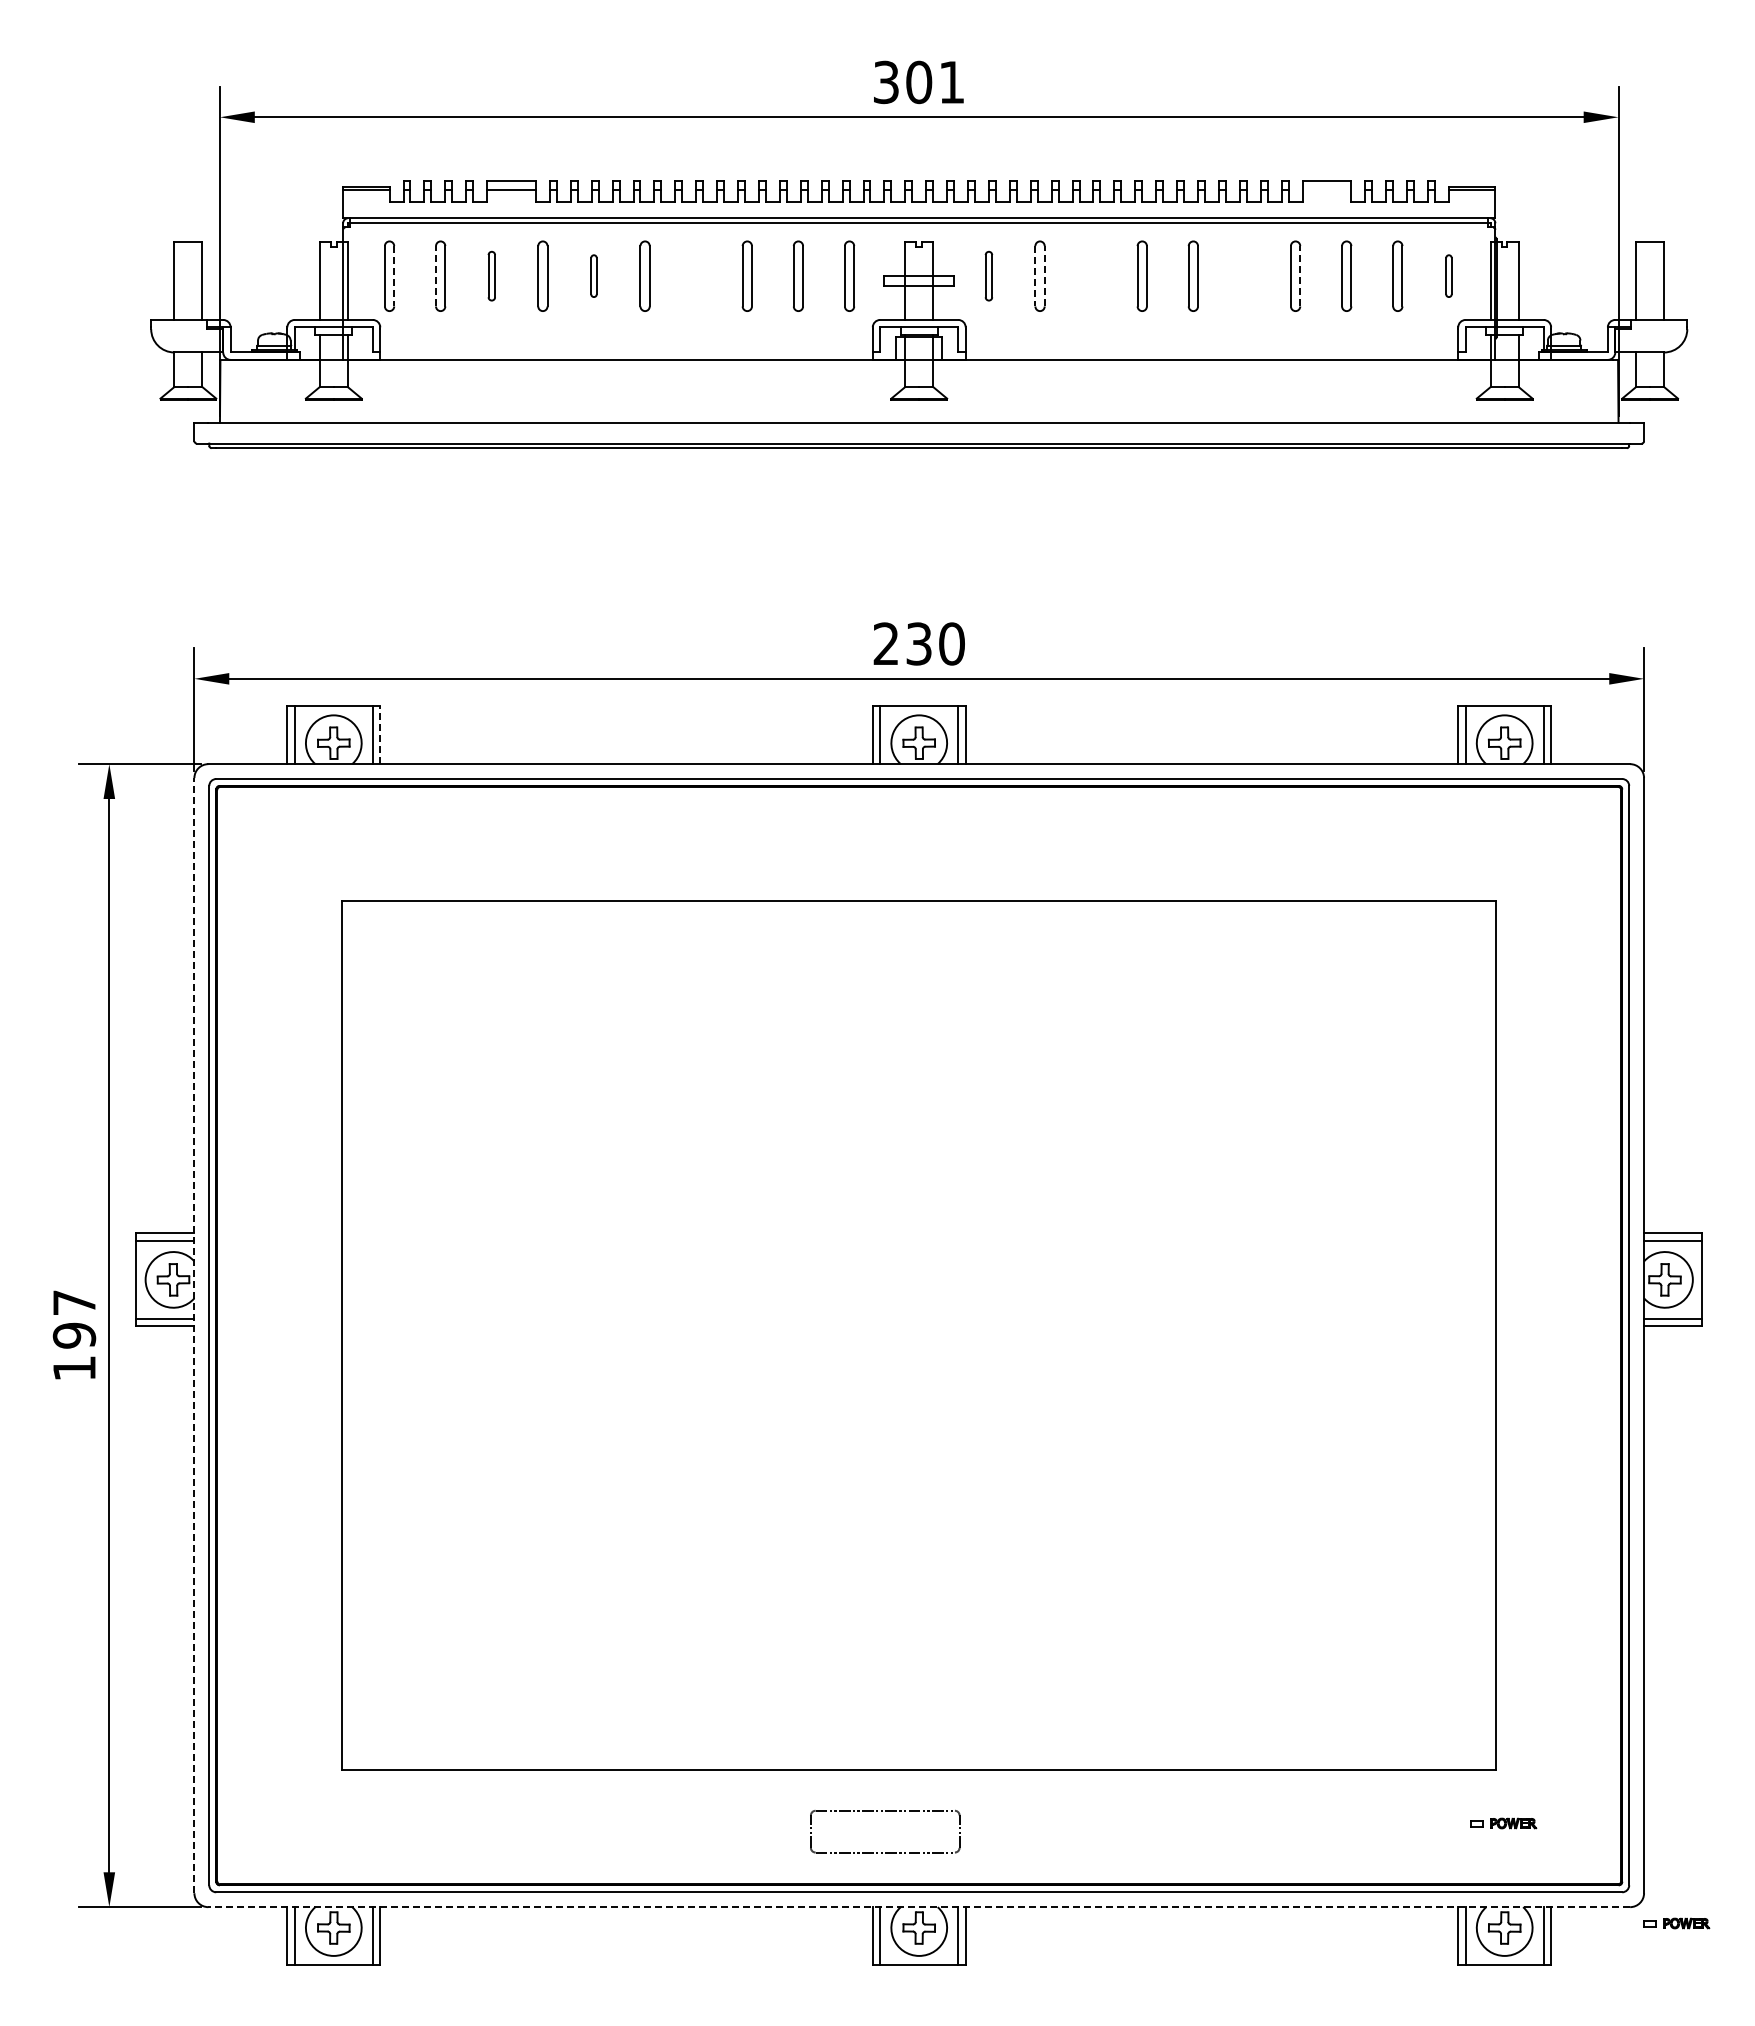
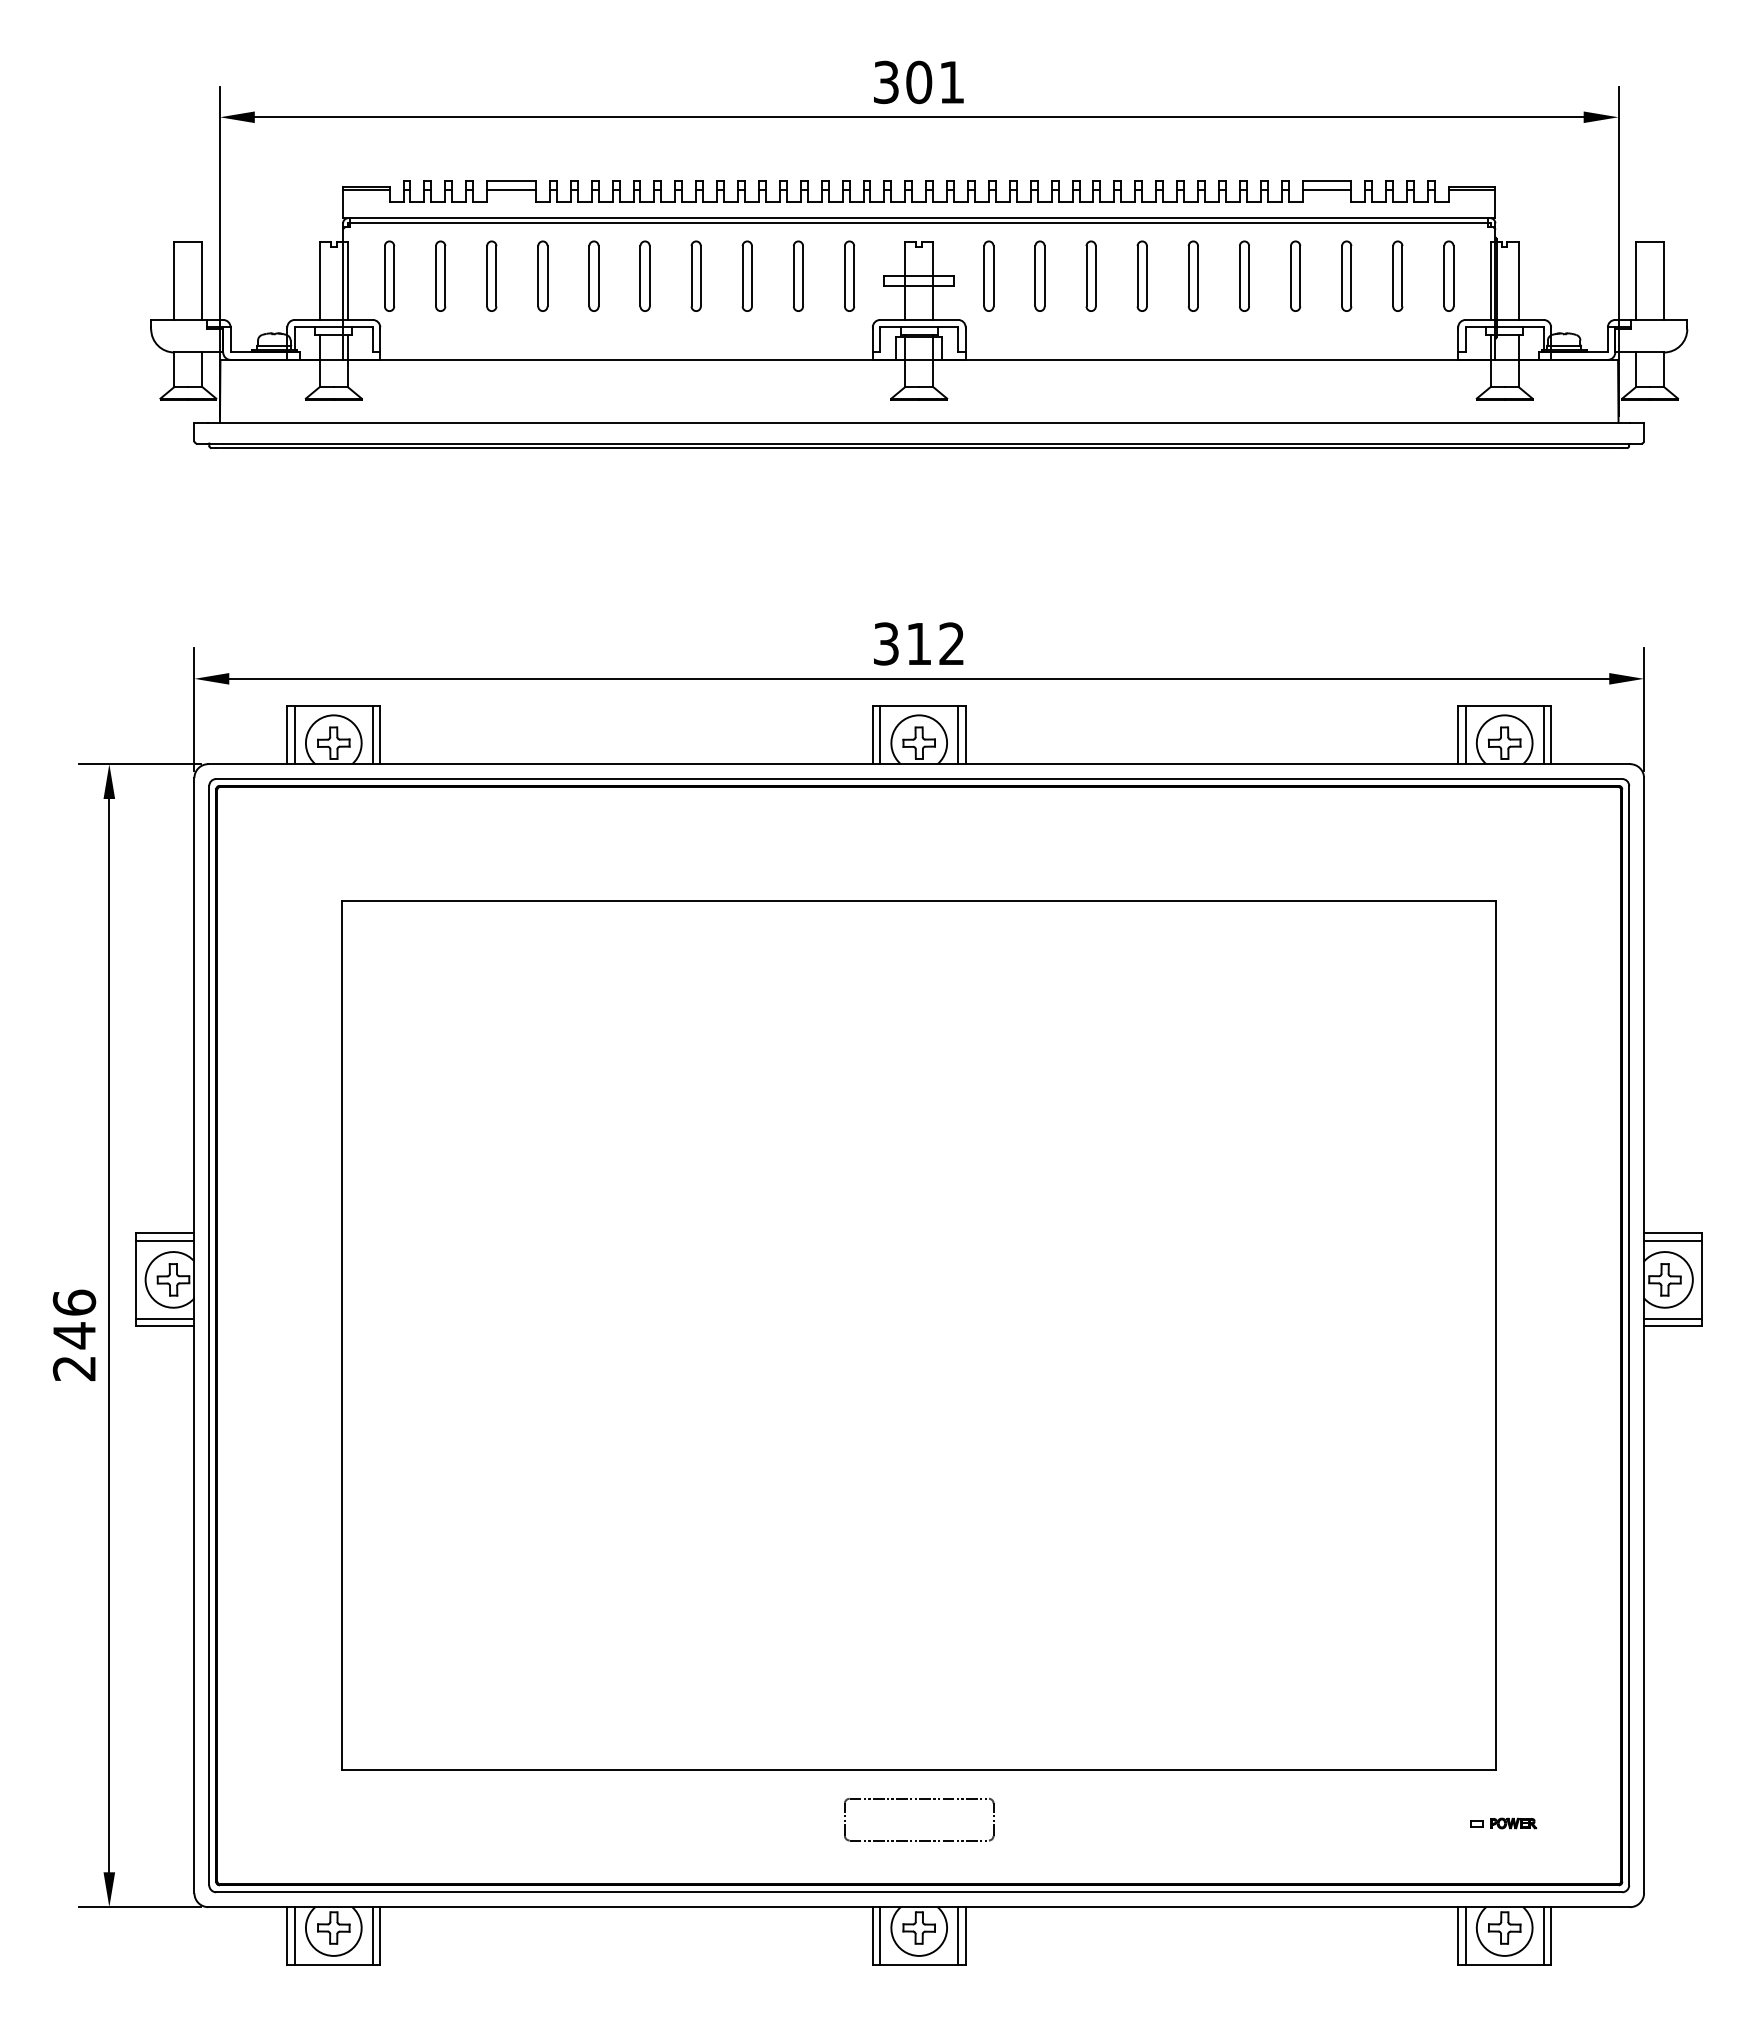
line: none -> present (1326, 190)
line: dashed -> solid (436, 275)
part size: 9x52 px -> 12x72 px (491, 275)
part size: 8x44 px -> 12x72 px (593, 275)
part: none -> present (695, 275)
part size: 10x52 px -> 12x72 px (988, 275)
line: dashed -> solid (1044, 275)
part: none -> present (1090, 275)
part: none -> present (1244, 275)
line: dashed -> solid (1300, 275)
part size: 8x44 px -> 12x72 px (1448, 275)
line: dashed -> solid (394, 276)
line: dashed -> solid (1035, 276)
text: 230 -> 312 (918, 643)
line: dashed -> solid (380, 734)
text: 197 -> 246 (74, 1335)
line: dashed -> solid (194, 1335)
part position: (885, 1811) -> (919, 1799) (919, 1799)
line: dashed -> solid (919, 1907)
part: present -> none (1676, 1923)
